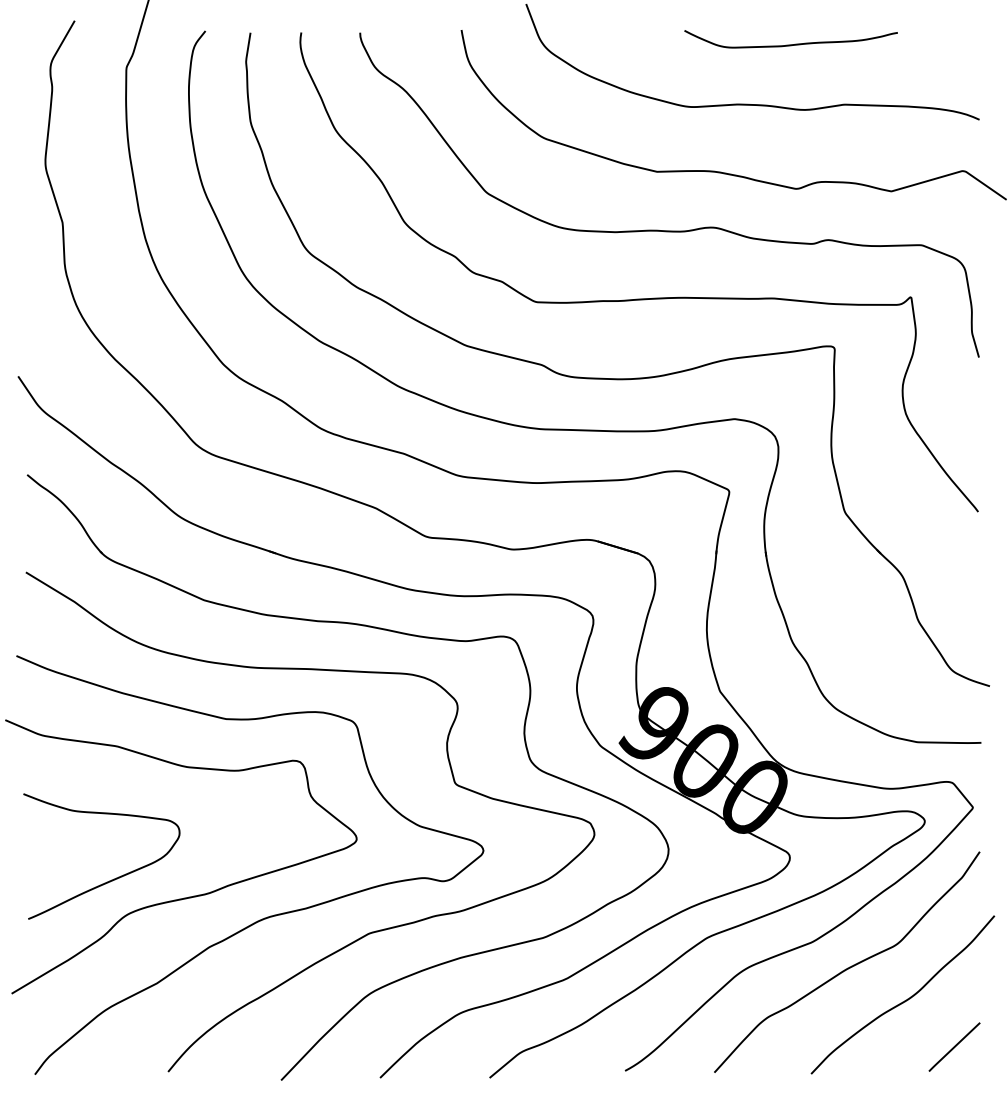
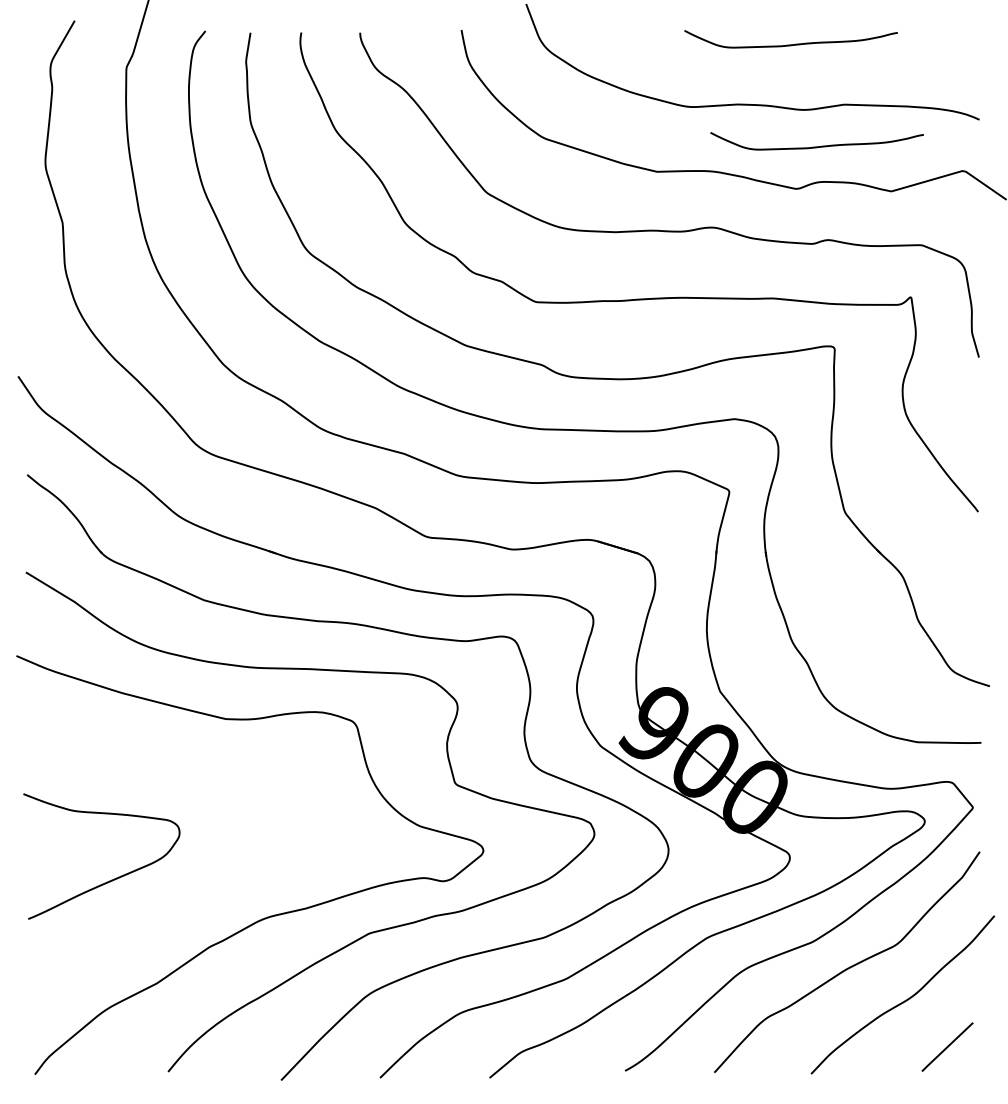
curve: none -> present (816, 146)
curve: present -> none (188, 896)
line position: (954, 1046) -> (947, 1046) (947, 1046)
